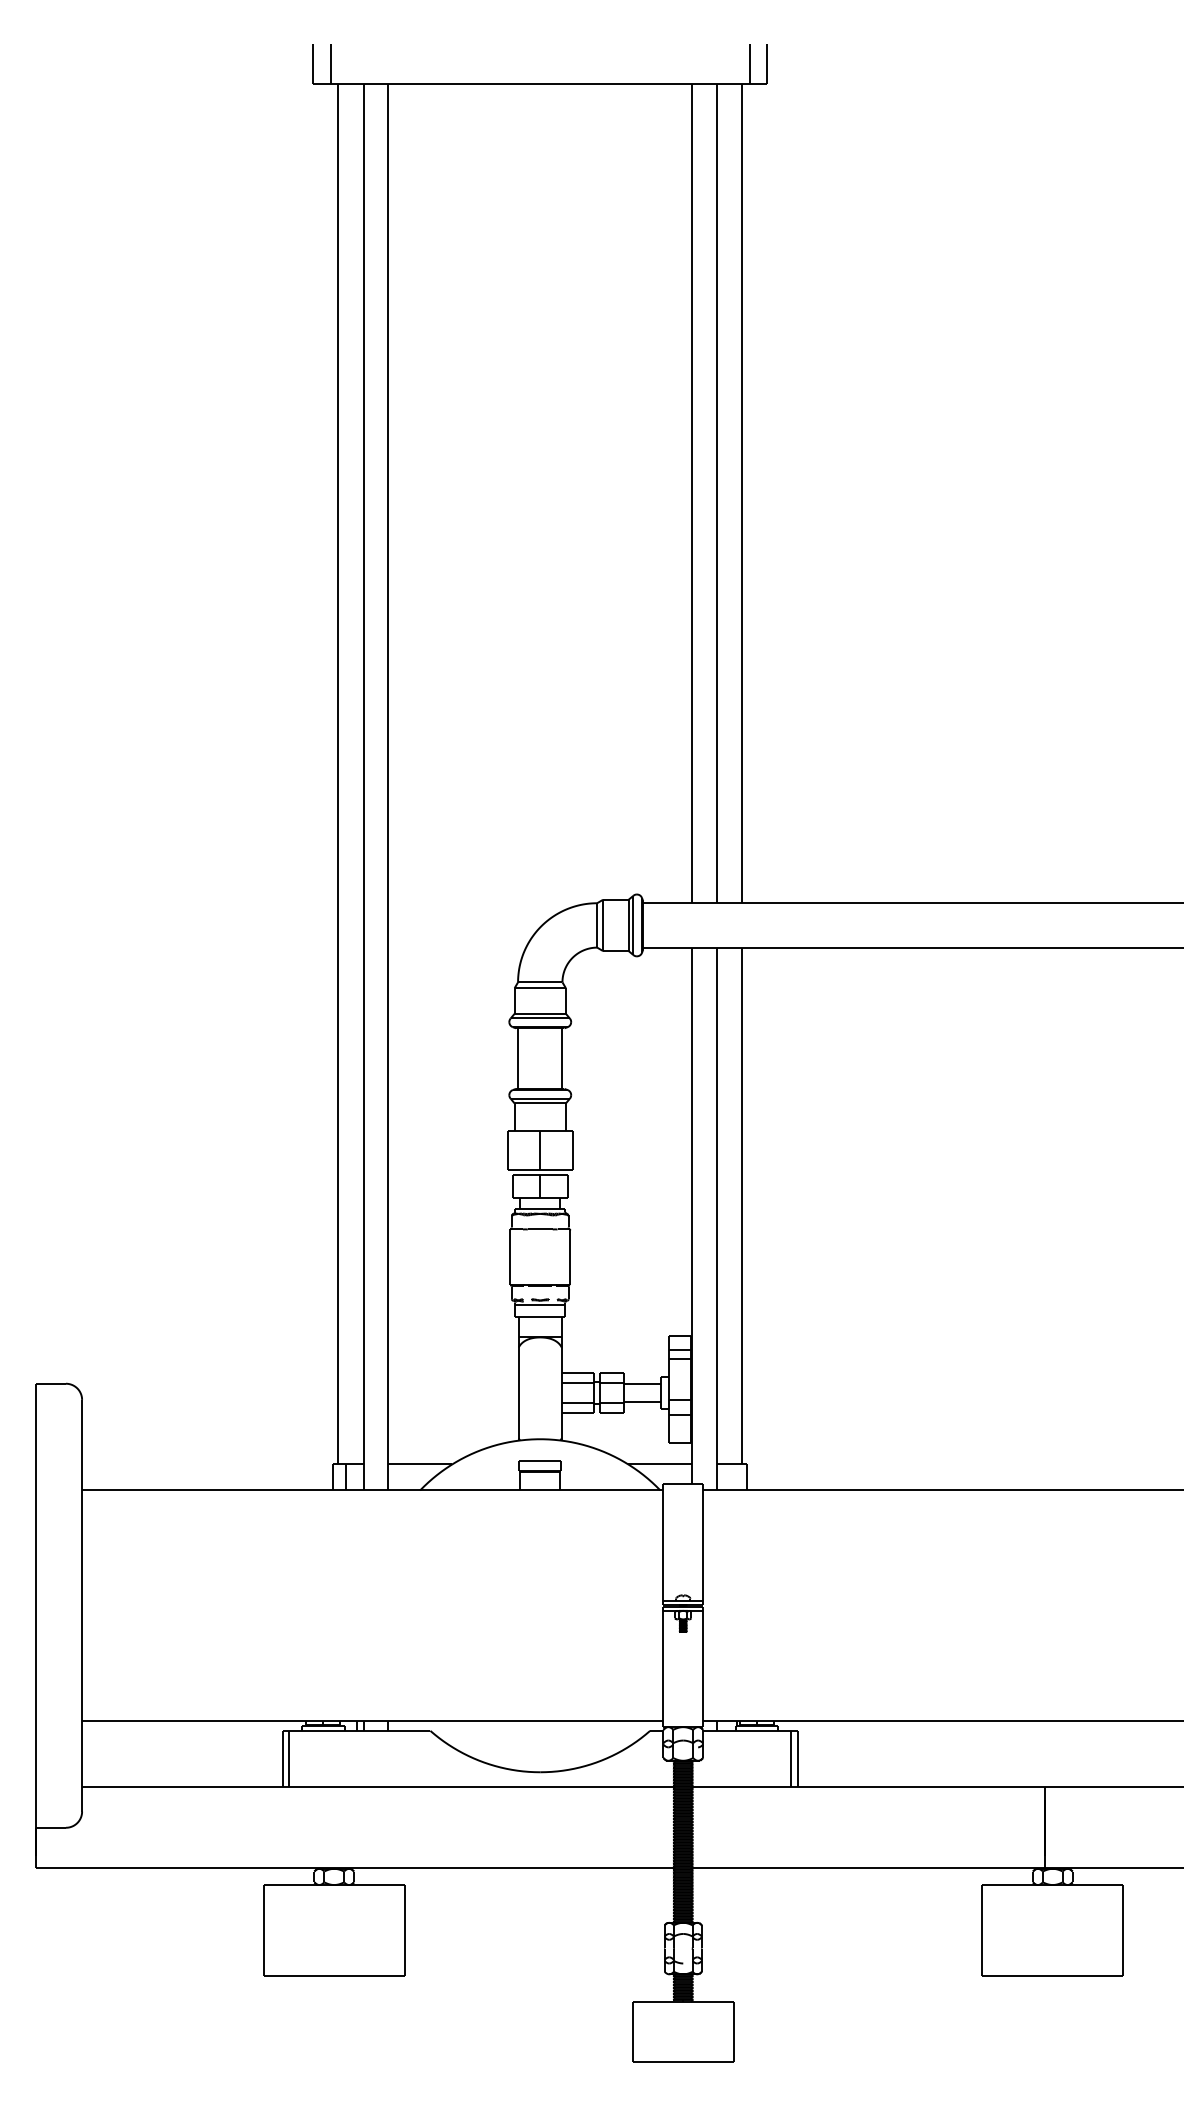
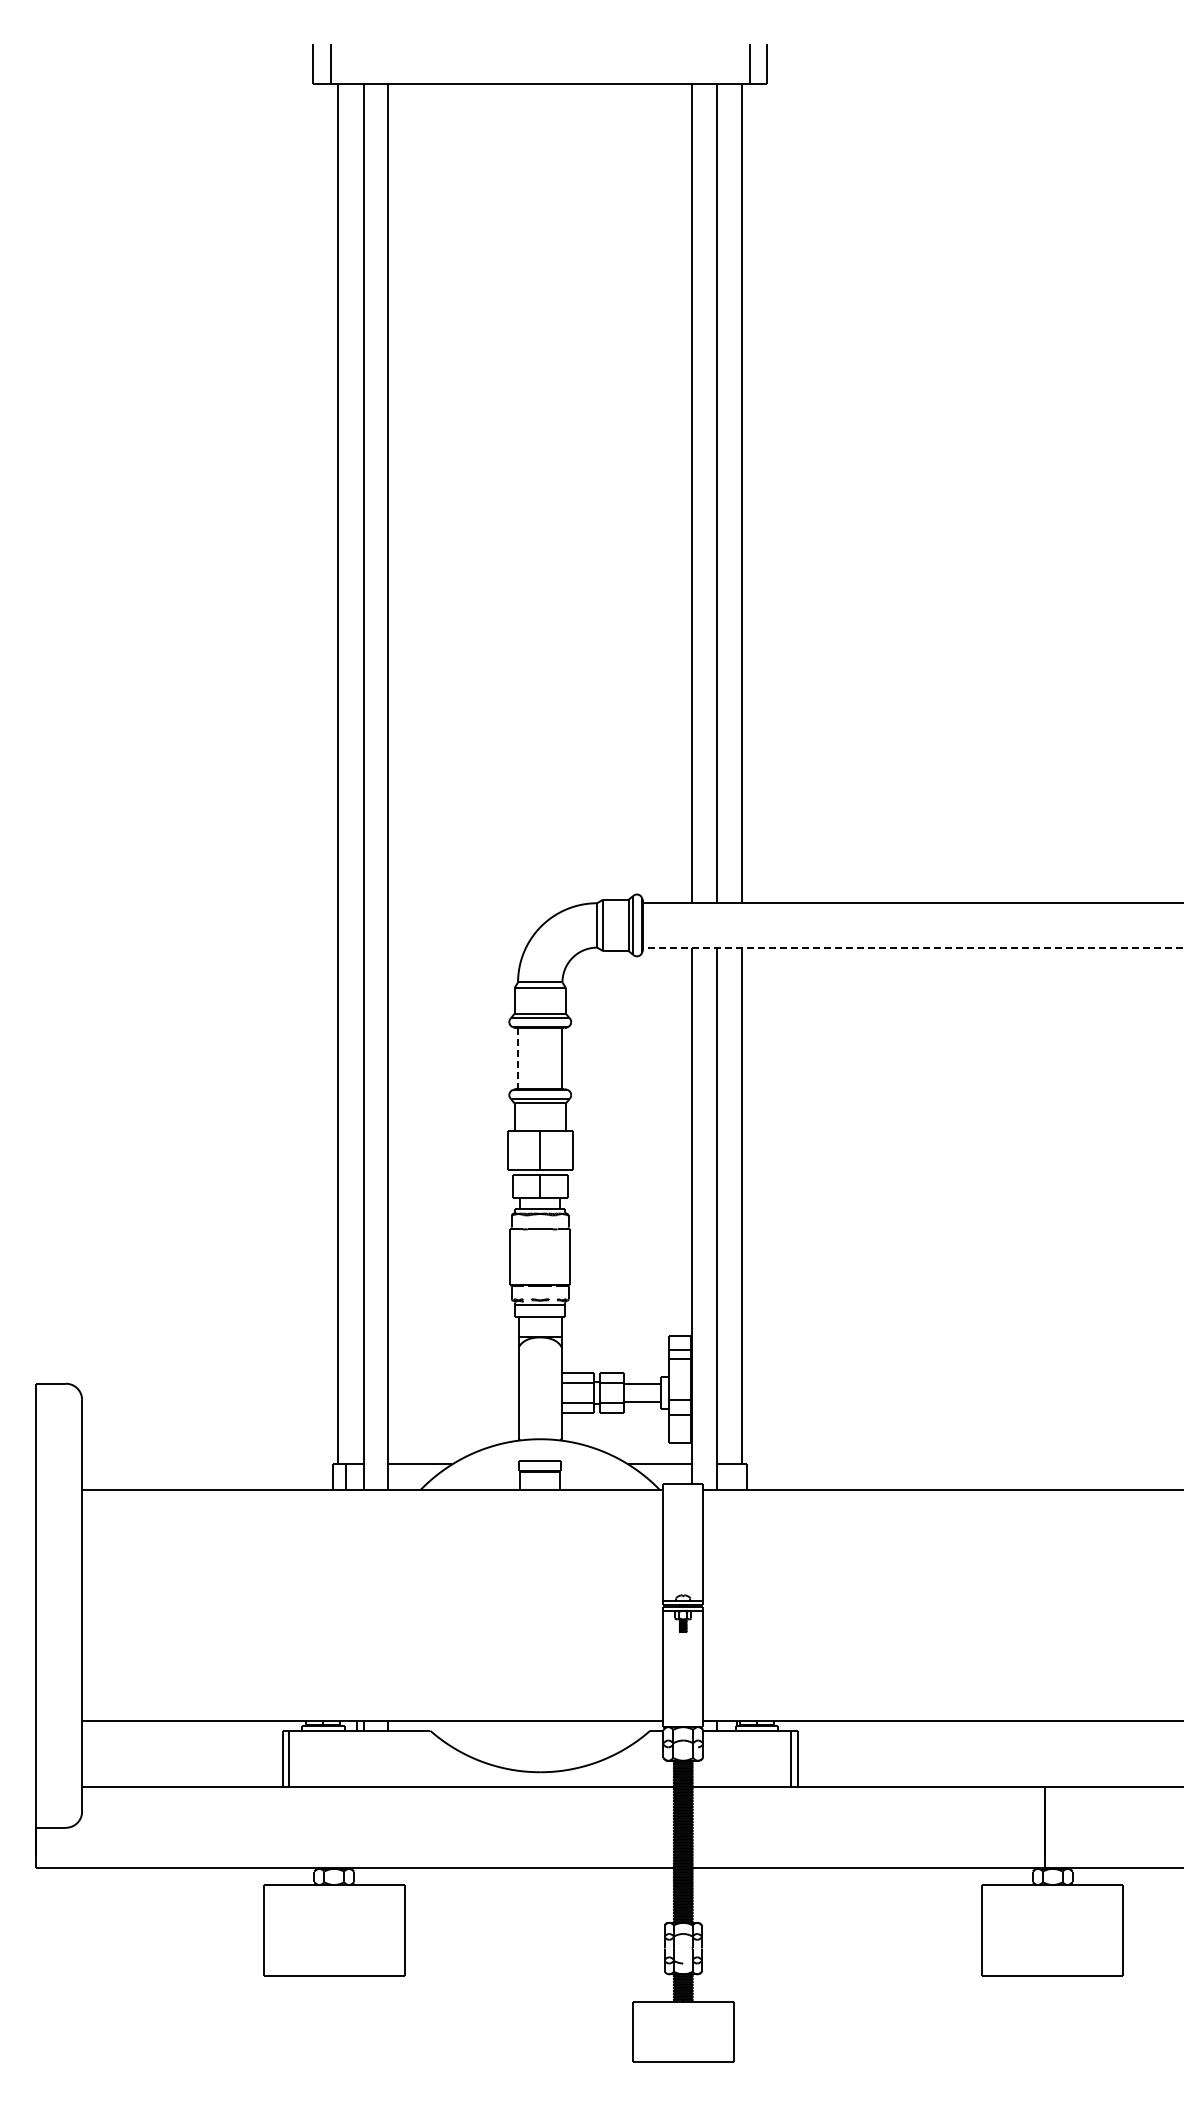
line: solid -> dashed (913, 947)
line: solid -> dashed (518, 1059)
